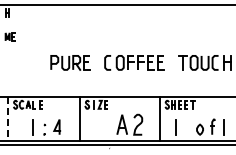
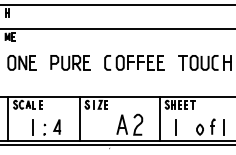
line: none -> present (117, 28)
part: none -> present (21, 62)
line: dashed -> solid (8, 118)
